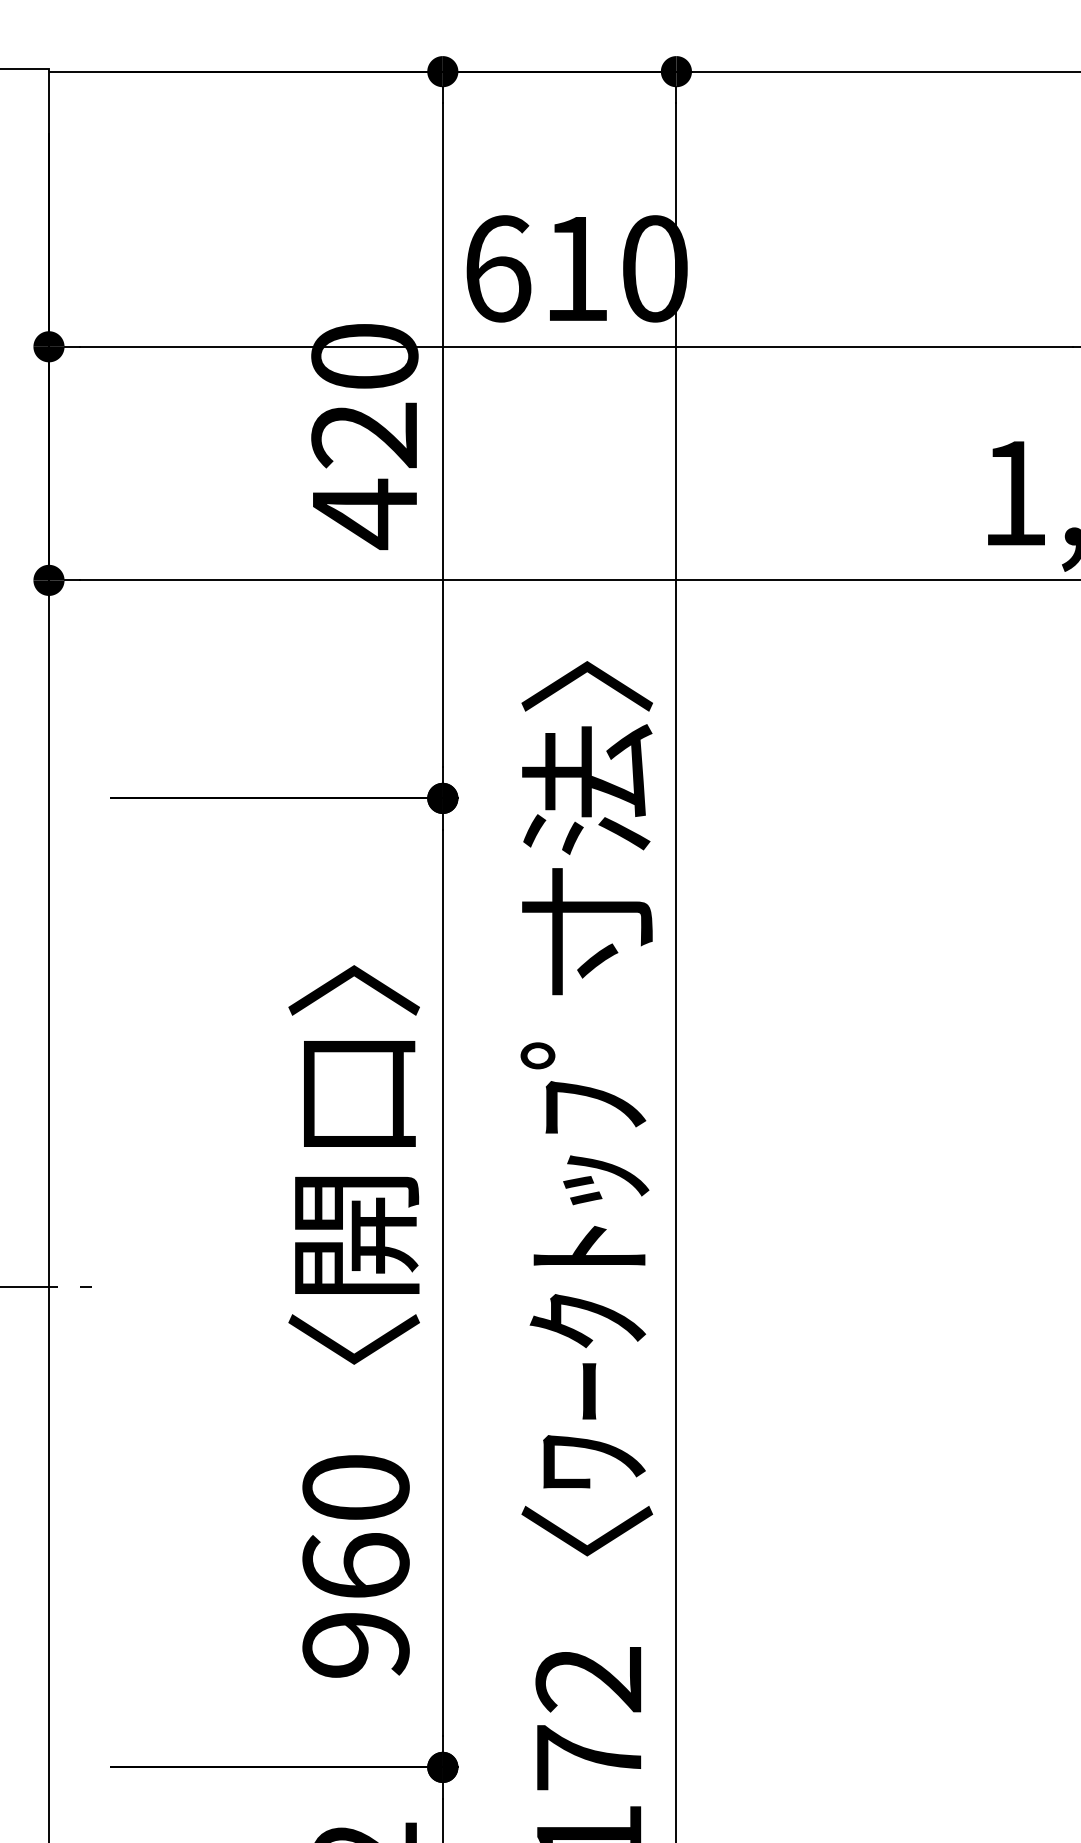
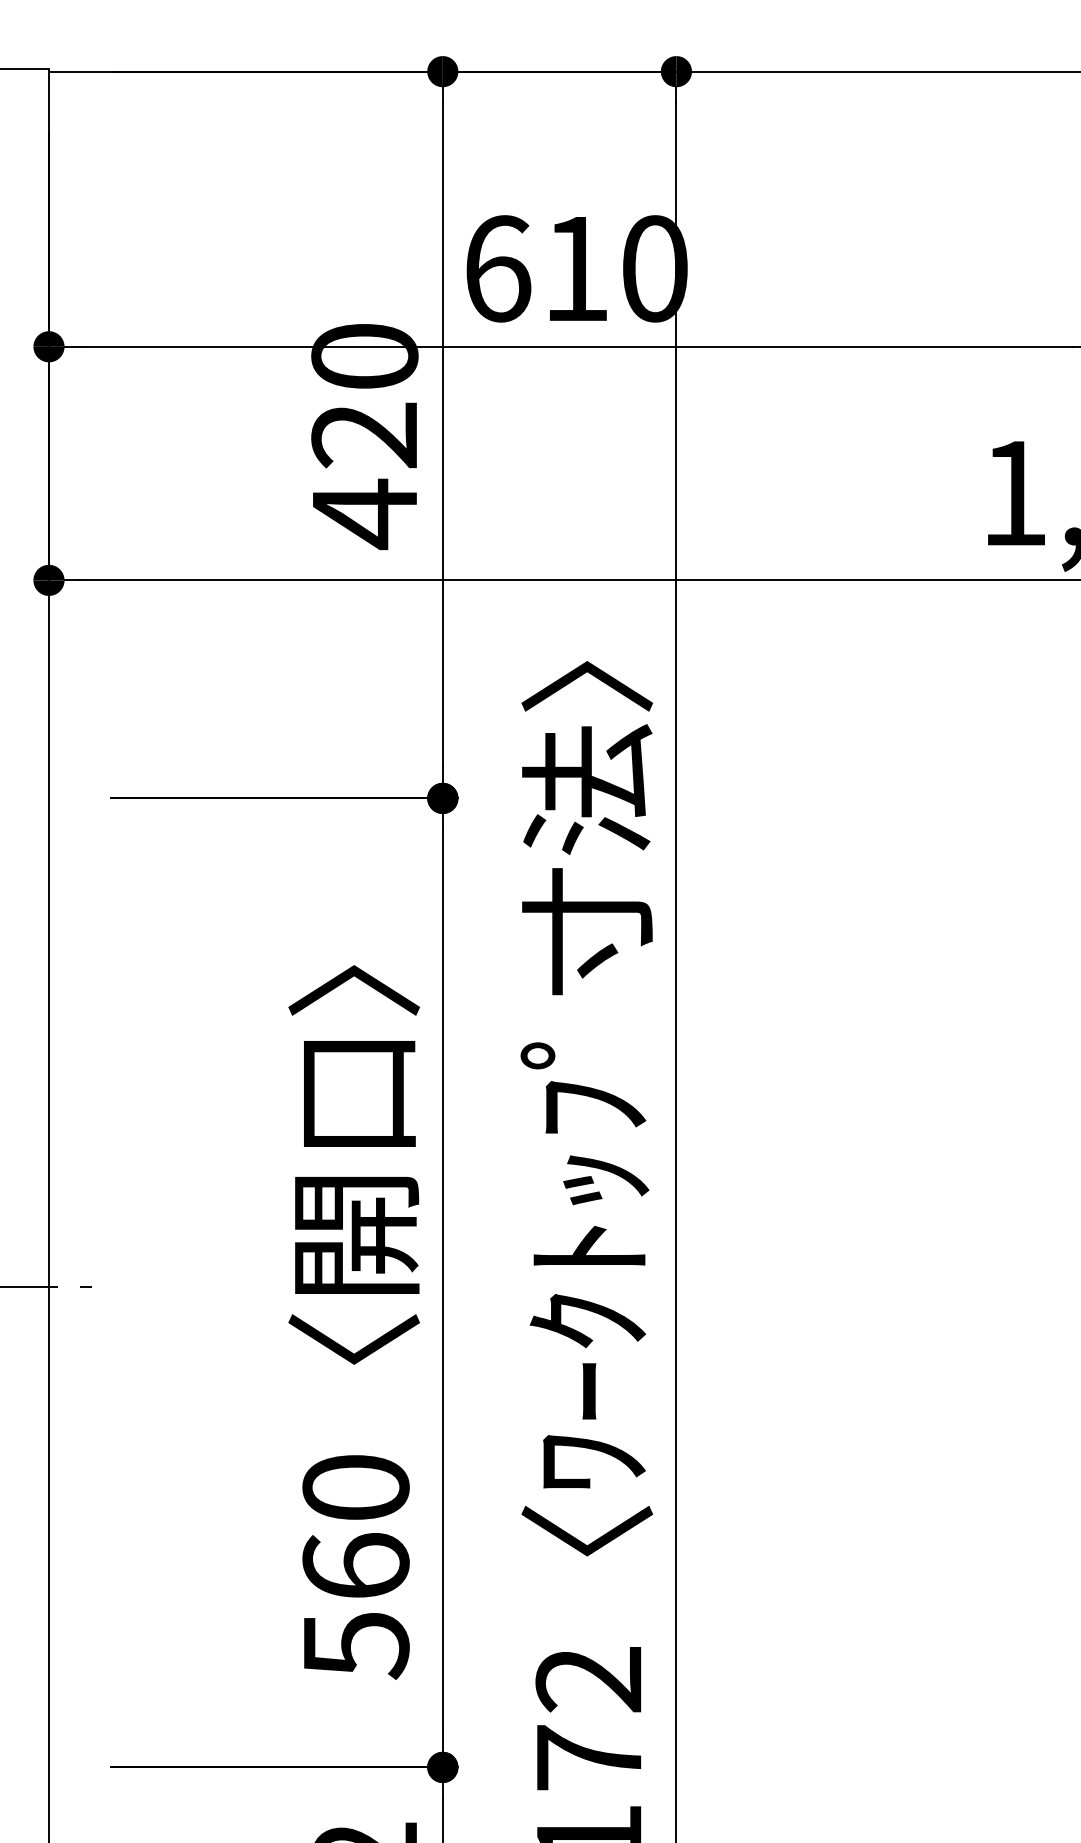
text: 960 -> 560 (355, 1646)
